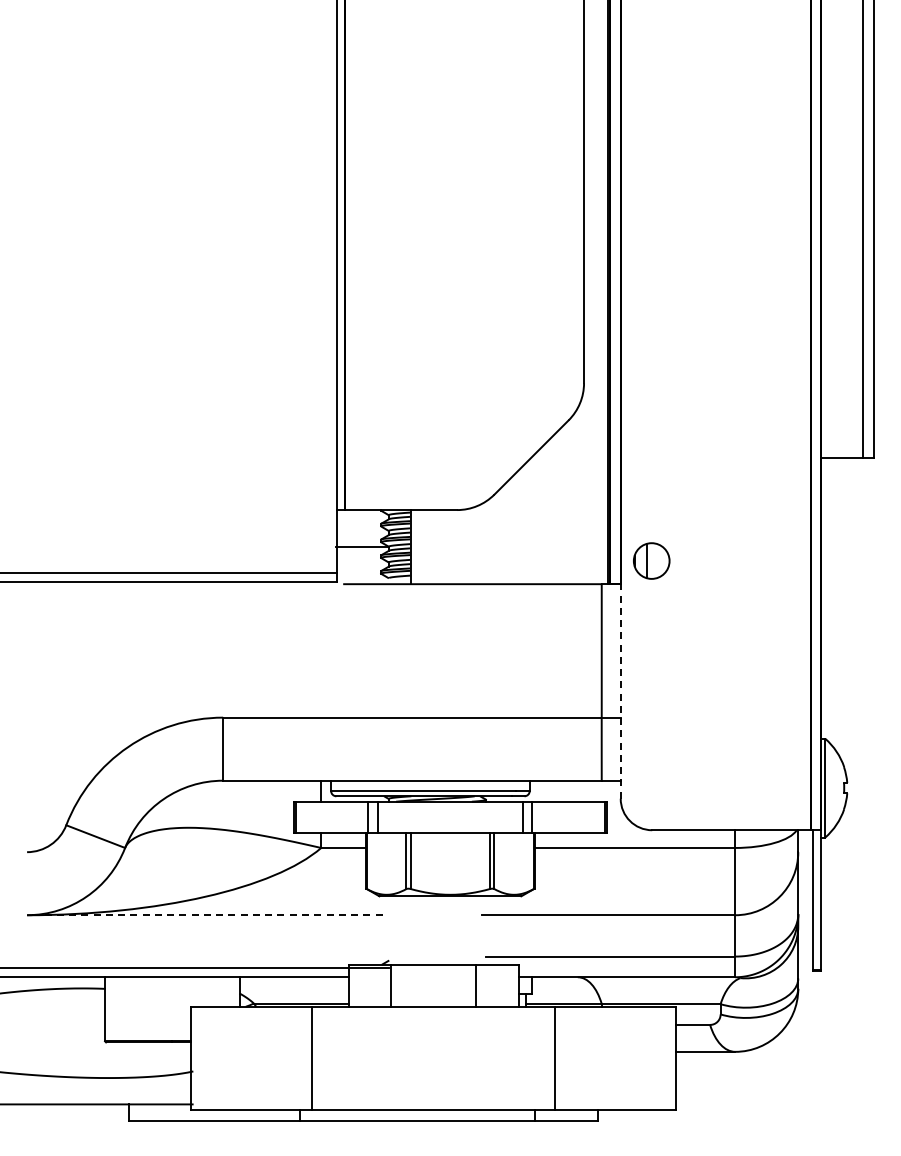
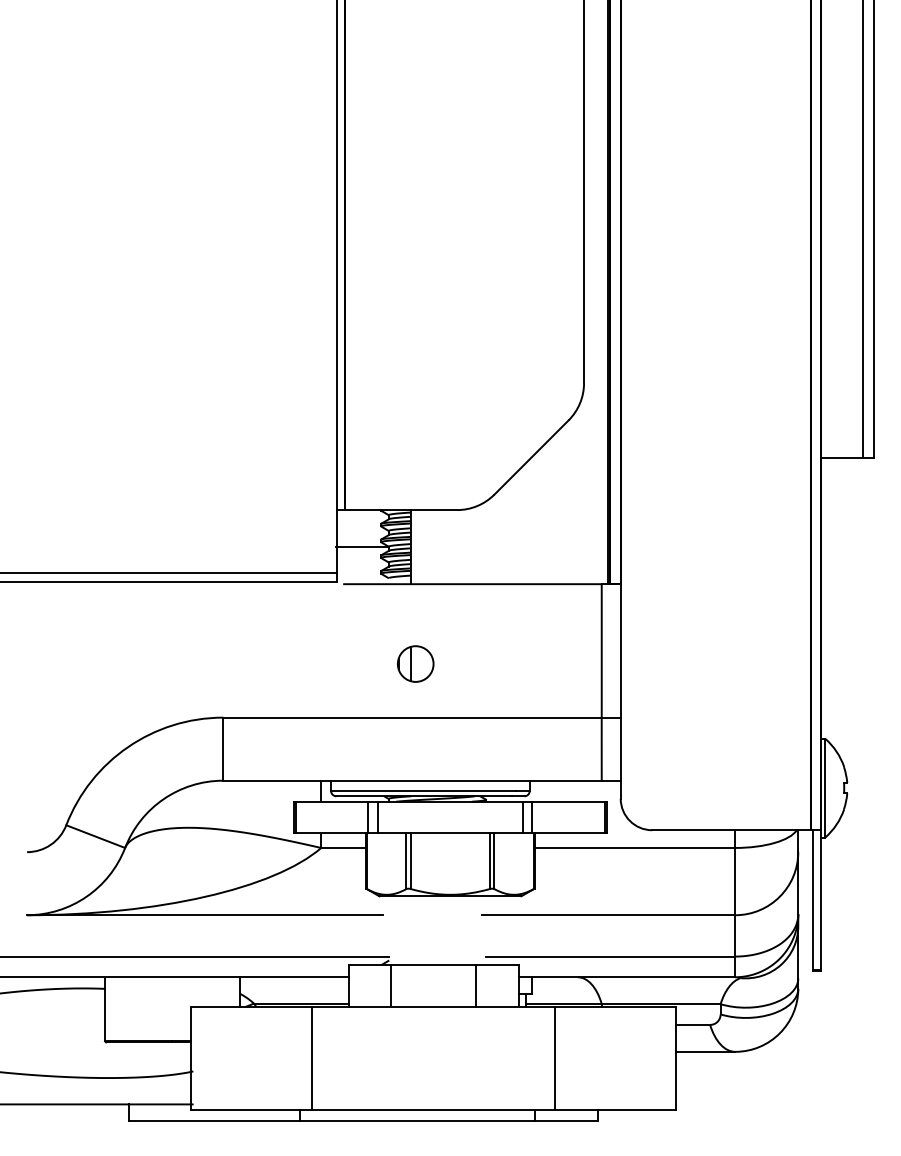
part position: (651, 560) -> (415, 663) (415, 663)
line: dashed -> solid (620, 690)
line: dashed -> solid (204, 915)
line position: (195, 967) -> (195, 956) (195, 956)
